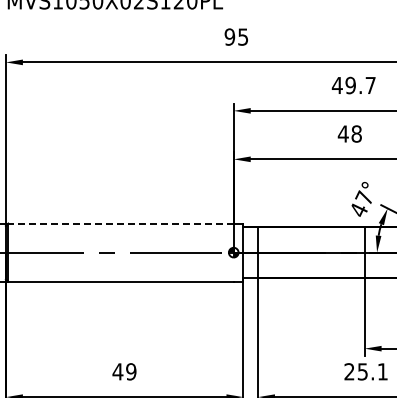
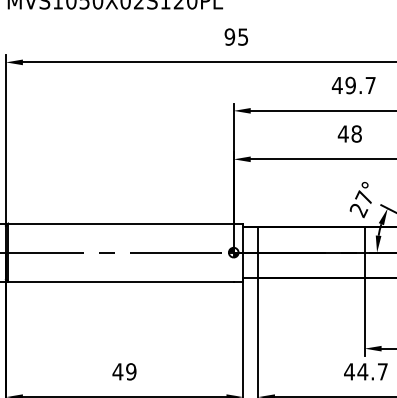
text: 47° -> 27° (358, 210)
line: dashed -> solid (121, 223)
text: 25.1 -> 44.7 (365, 371)
